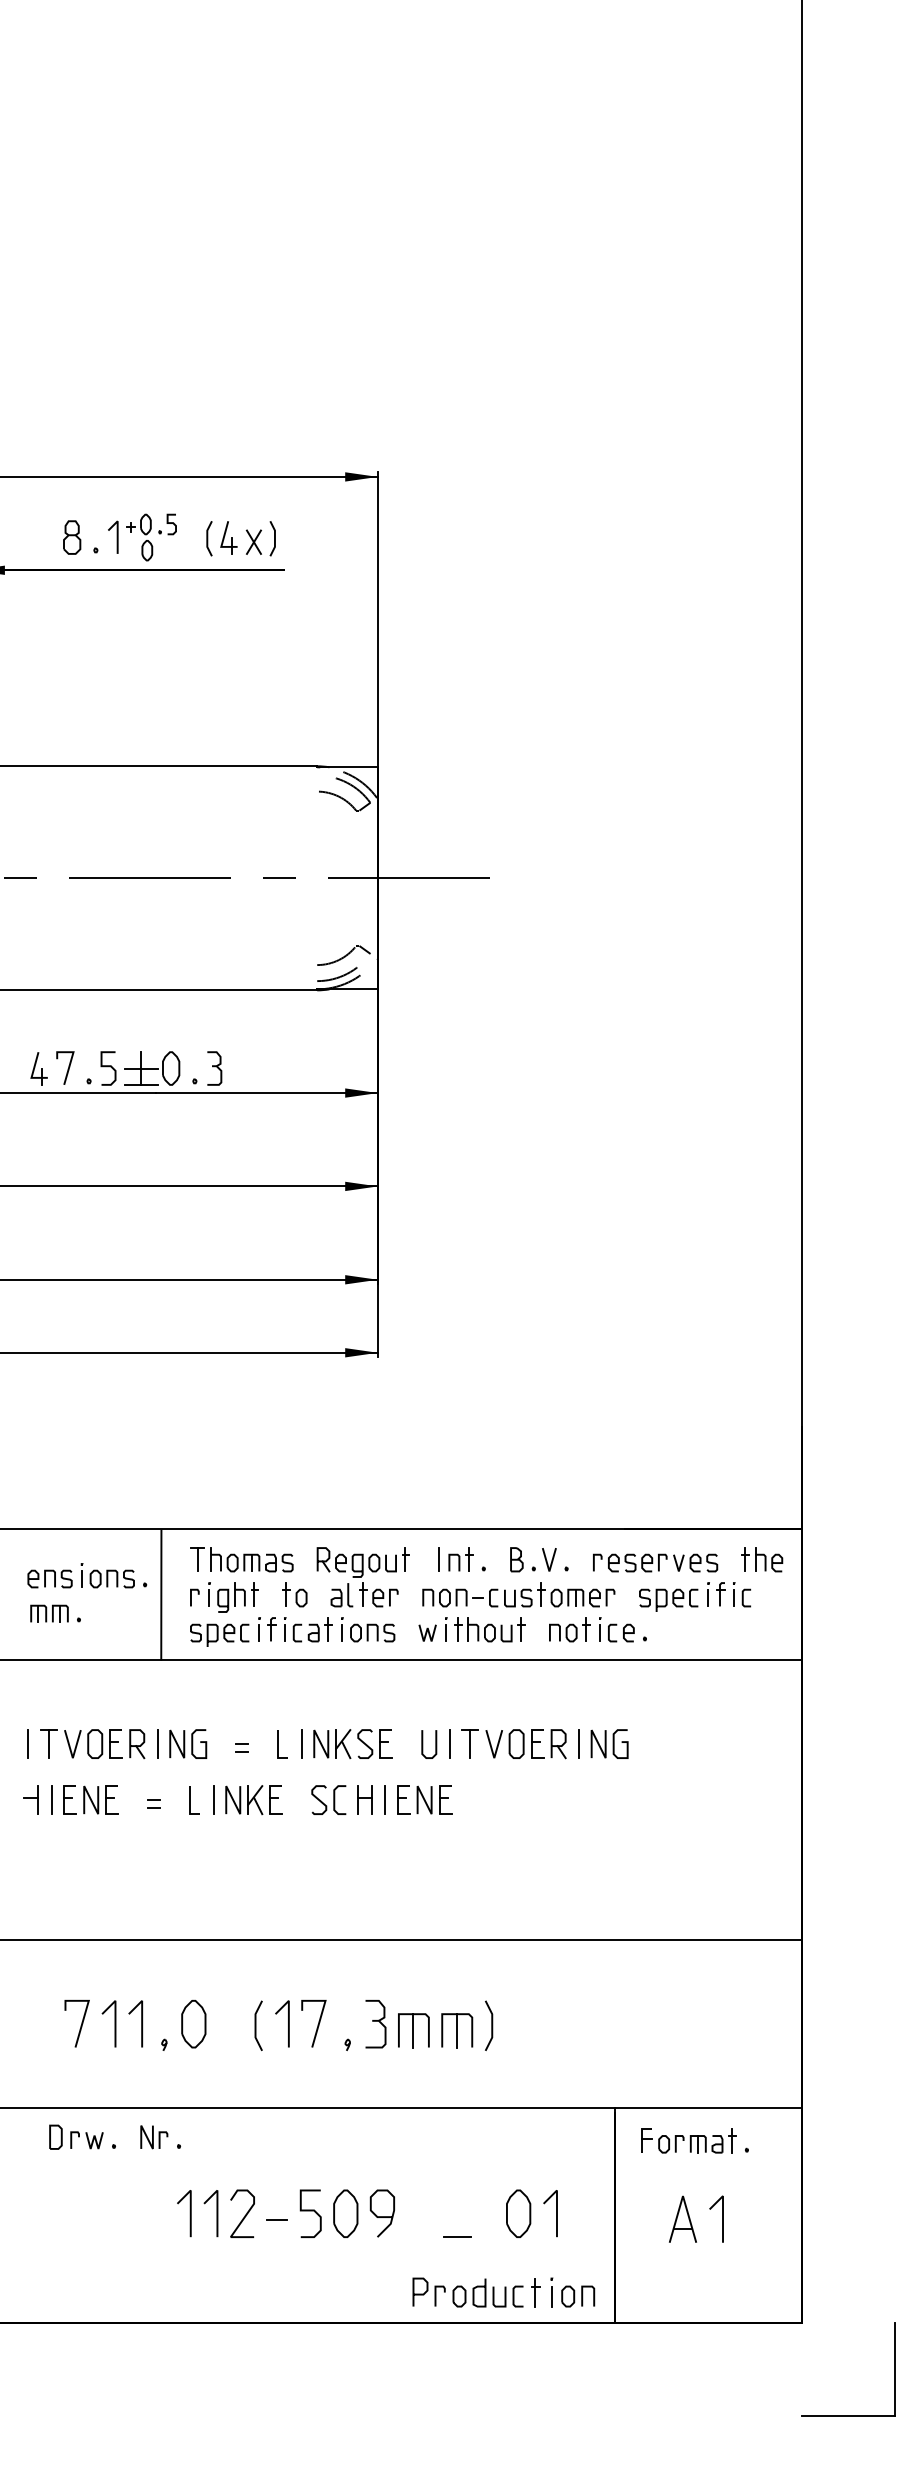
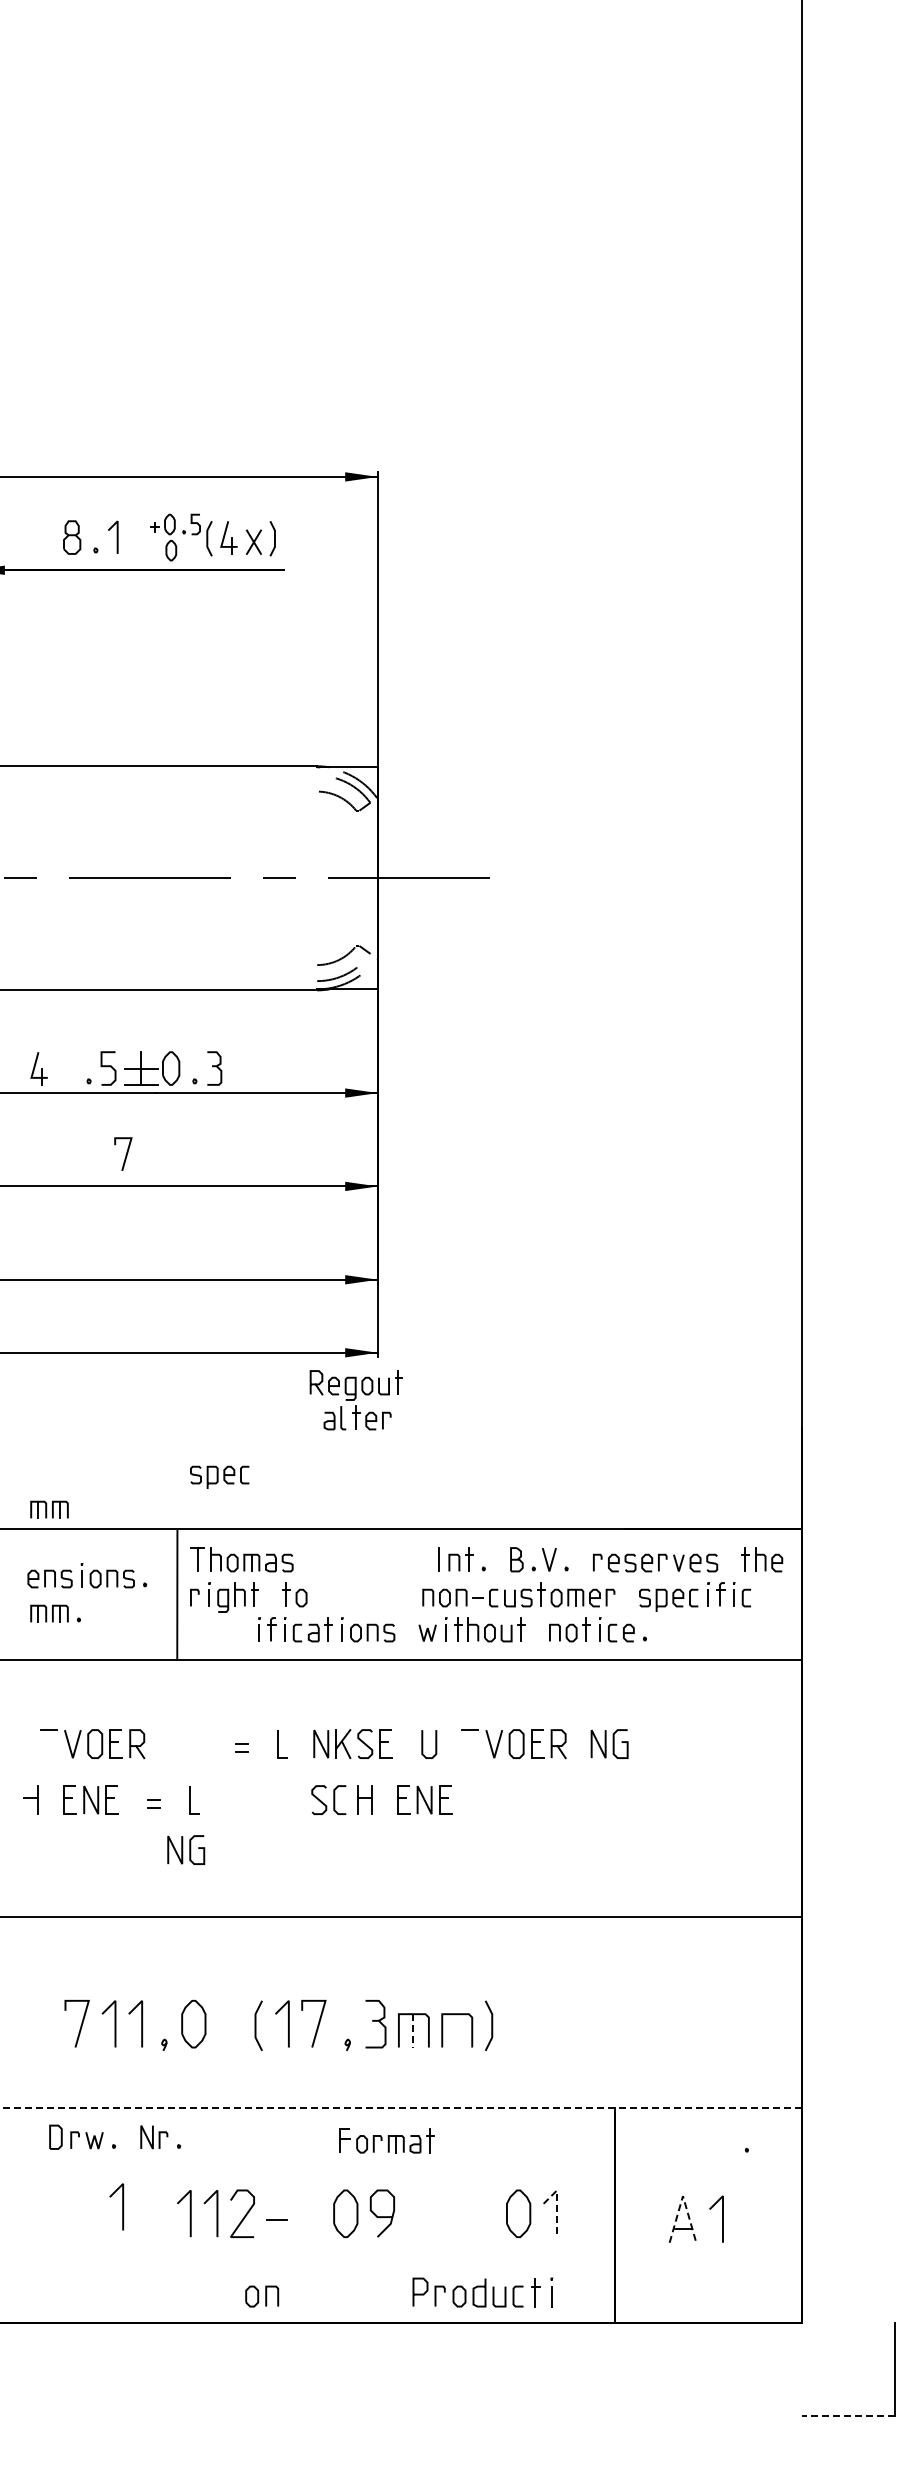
part position: (151, 537) -> (175, 537) (175, 537)
line position: (67, 1068) -> (125, 1154) (125, 1154)
part: none -> present (49, 1509)
part position: (362, 1577) -> (355, 1400) (355, 1400)
line position: (161, 1594) -> (177, 1594) (177, 1594)
part position: (219, 1634) -> (219, 1476) (219, 1476)
part position: (188, 1743) -> (186, 1849) (186, 1849)
line: present -> none (28, 1744)
line: present -> none (48, 1744)
line: present -> none (157, 1744)
line: present -> none (301, 1744)
line: present -> none (449, 1744)
line: present -> none (470, 1744)
line: present -> none (578, 1744)
part: present -> none (253, 1799)
line: present -> none (51, 1800)
line: present -> none (213, 1800)
line: present -> none (384, 1800)
line position: (401, 1940) -> (401, 1917) (401, 1917)
line: solid -> dashed (413, 2030)
line: present -> none (456, 2030)
line: solid -> dashed (401, 2108)
part position: (688, 2140) -> (386, 2140) (386, 2140)
line: solid -> dashed (682, 2196)
line: solid -> dashed (556, 2204)
line: none -> present (122, 2206)
curve: present -> none (310, 2211)
line: present -> none (457, 2237)
part position: (578, 2296) -> (262, 2296) (262, 2296)
line: solid -> dashed (848, 2416)
